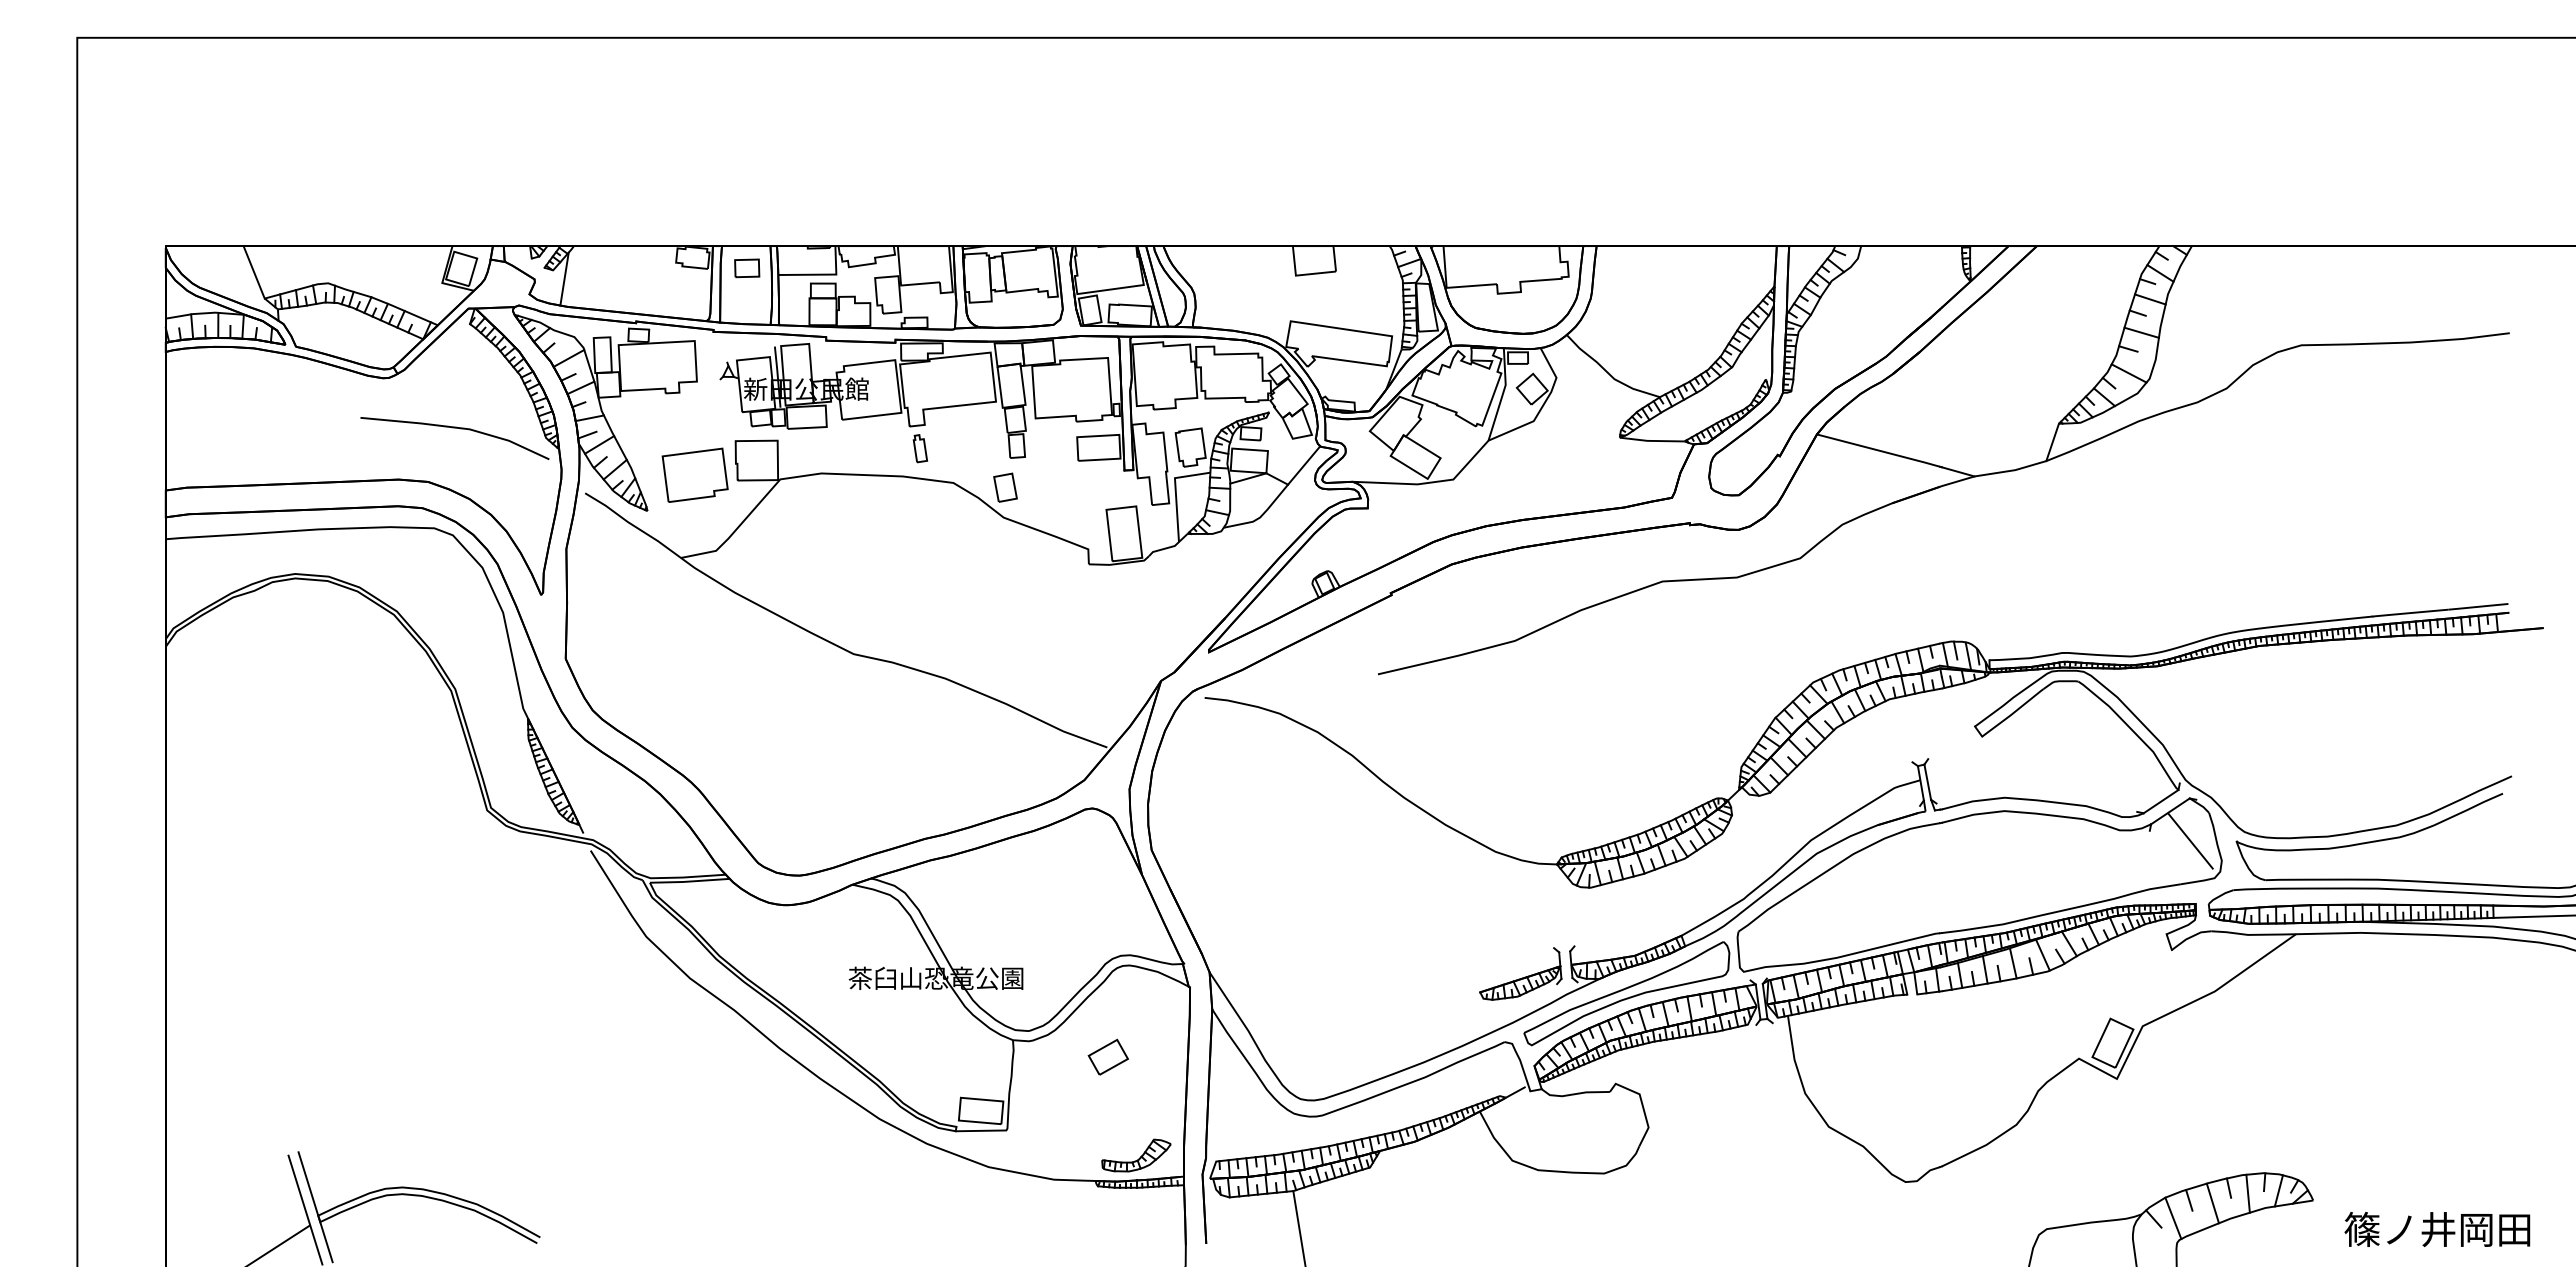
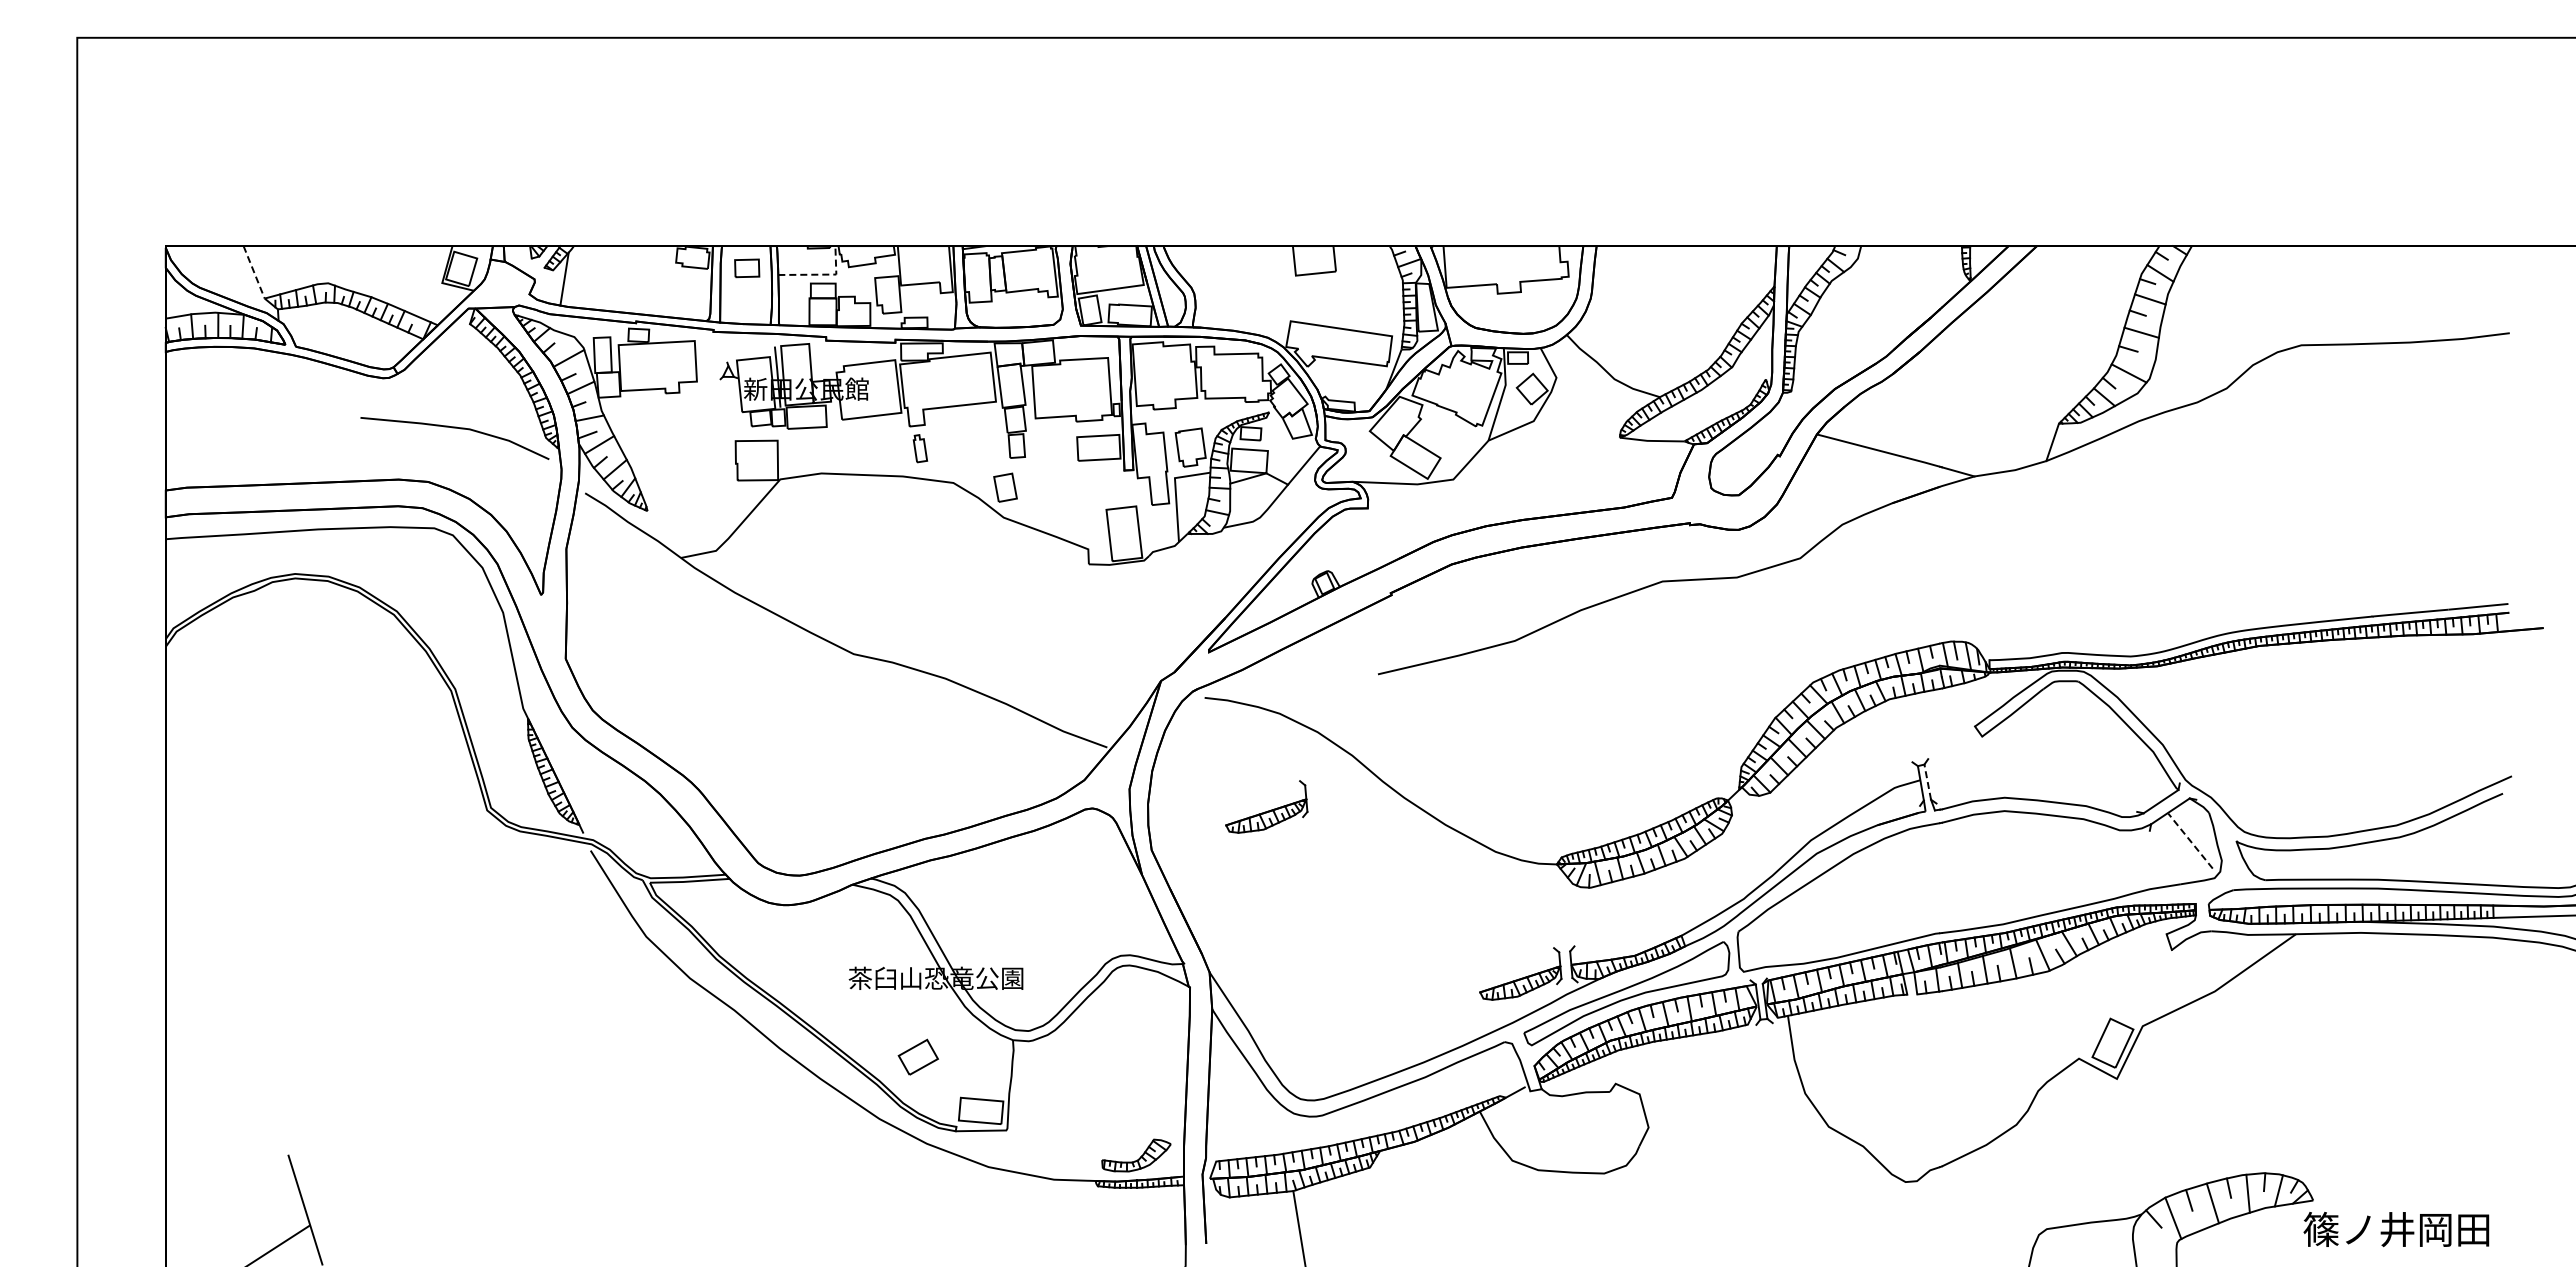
line: solid -> dashed (254, 272)
line: solid -> dashed (822, 274)
part: present -> none (694, 474)
line: solid -> dashed (1927, 782)
part: none -> present (1266, 806)
line: solid -> dashed (2190, 840)
part position: (1107, 1056) -> (917, 1056) (917, 1056)
part: present -> none (418, 1196)
text position: (2437, 1229) -> (2396, 1229) (2396, 1229)
